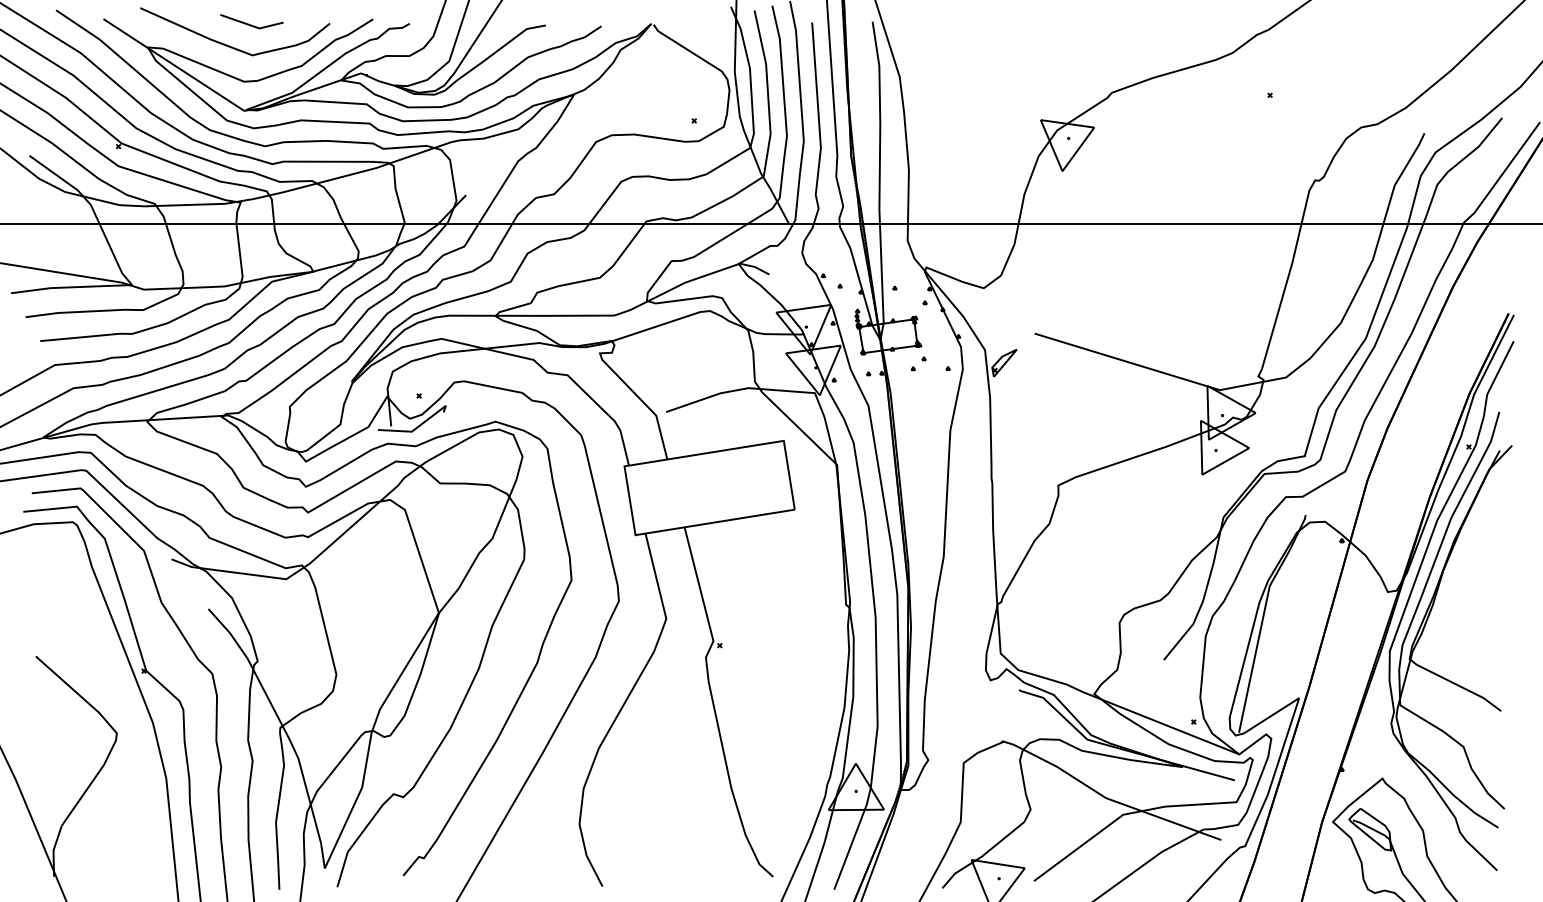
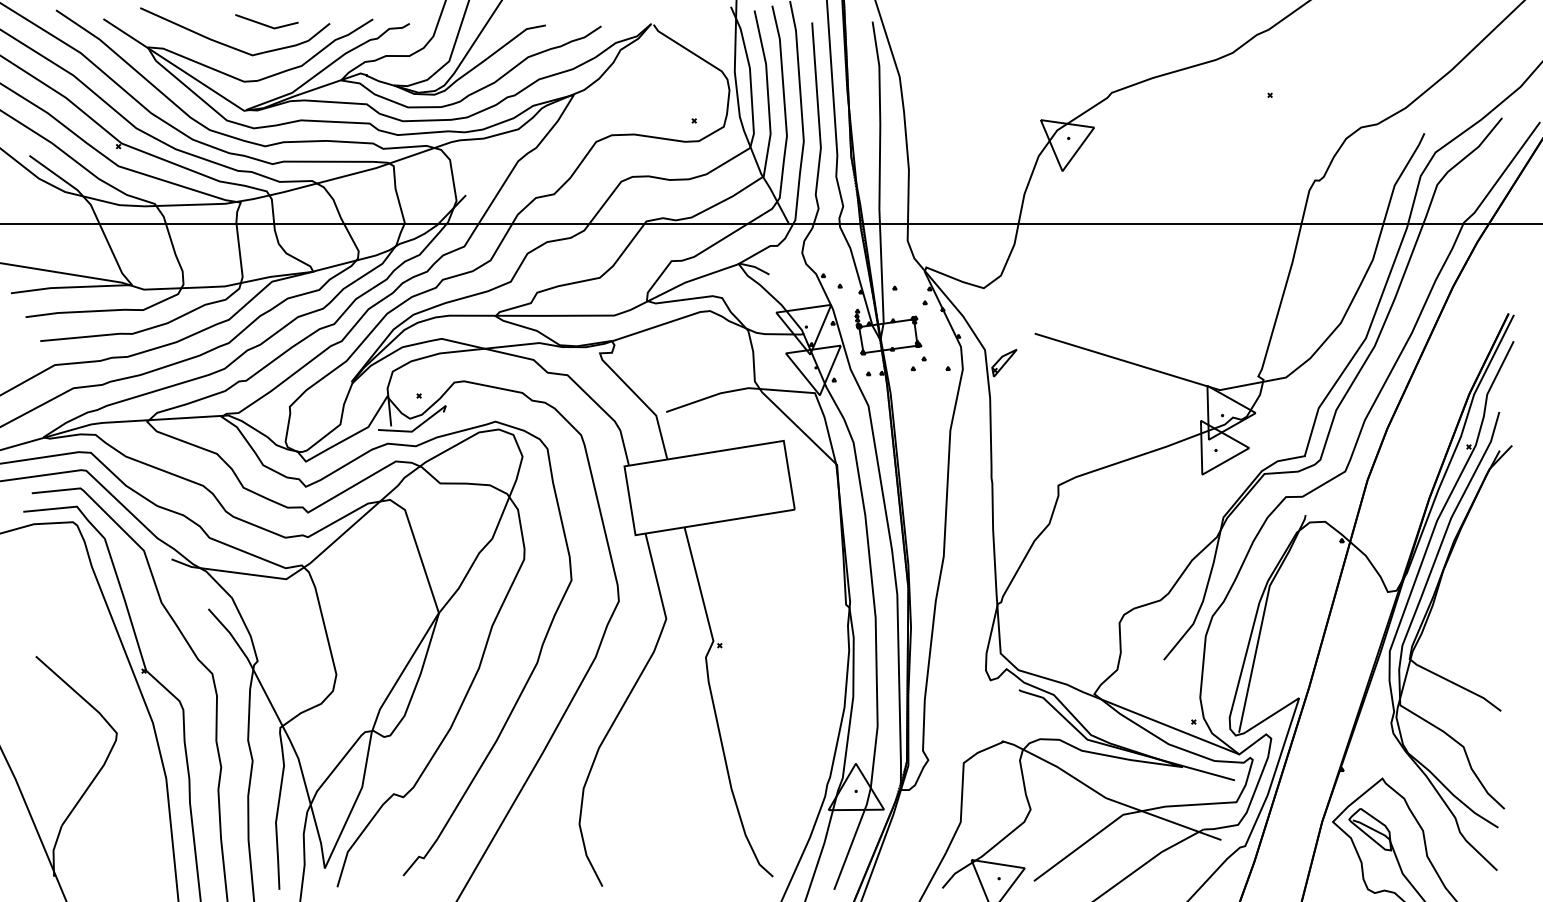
line position: (251, 24) -> (266, 24) (266, 24)
